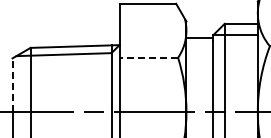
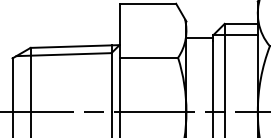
line: dashed -> solid (148, 57)
line: dashed -> solid (12, 85)
